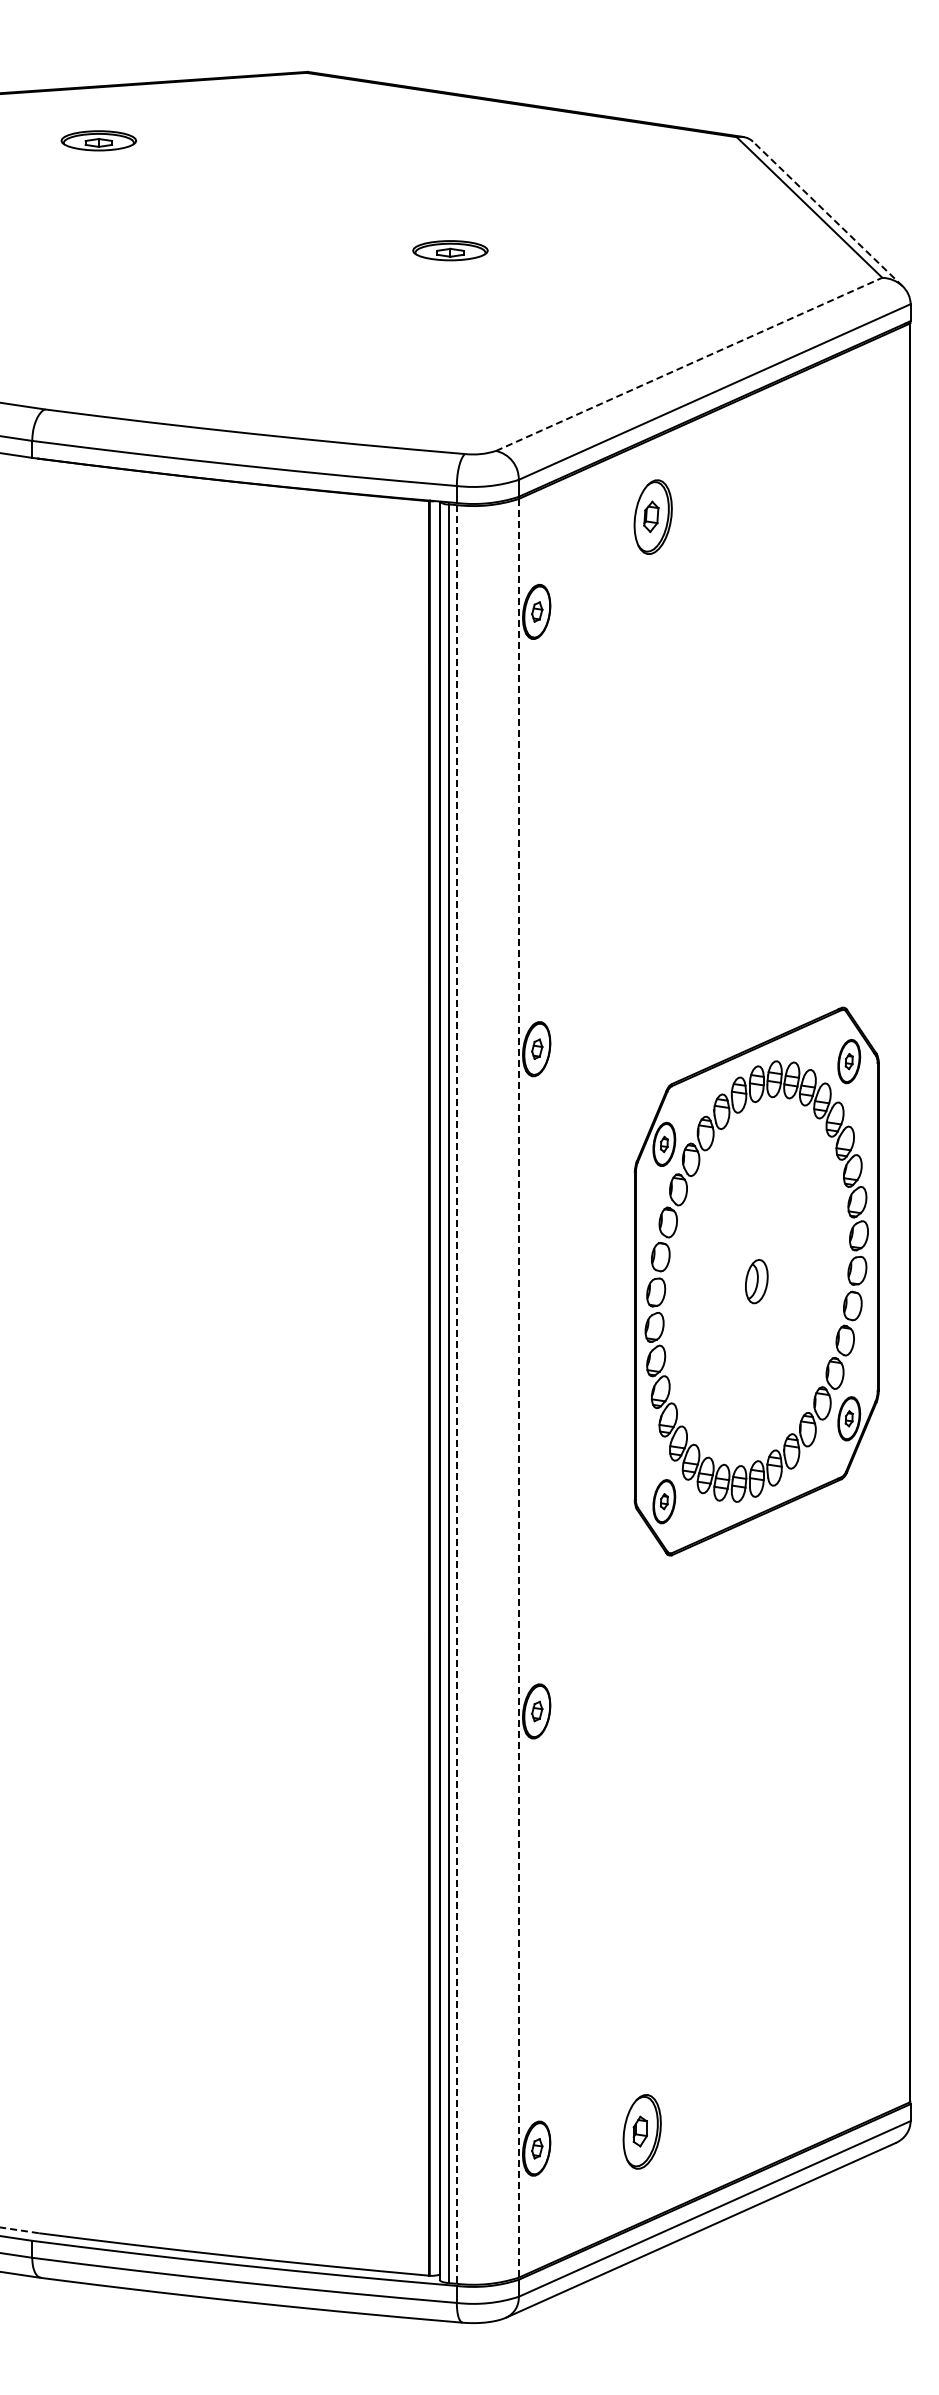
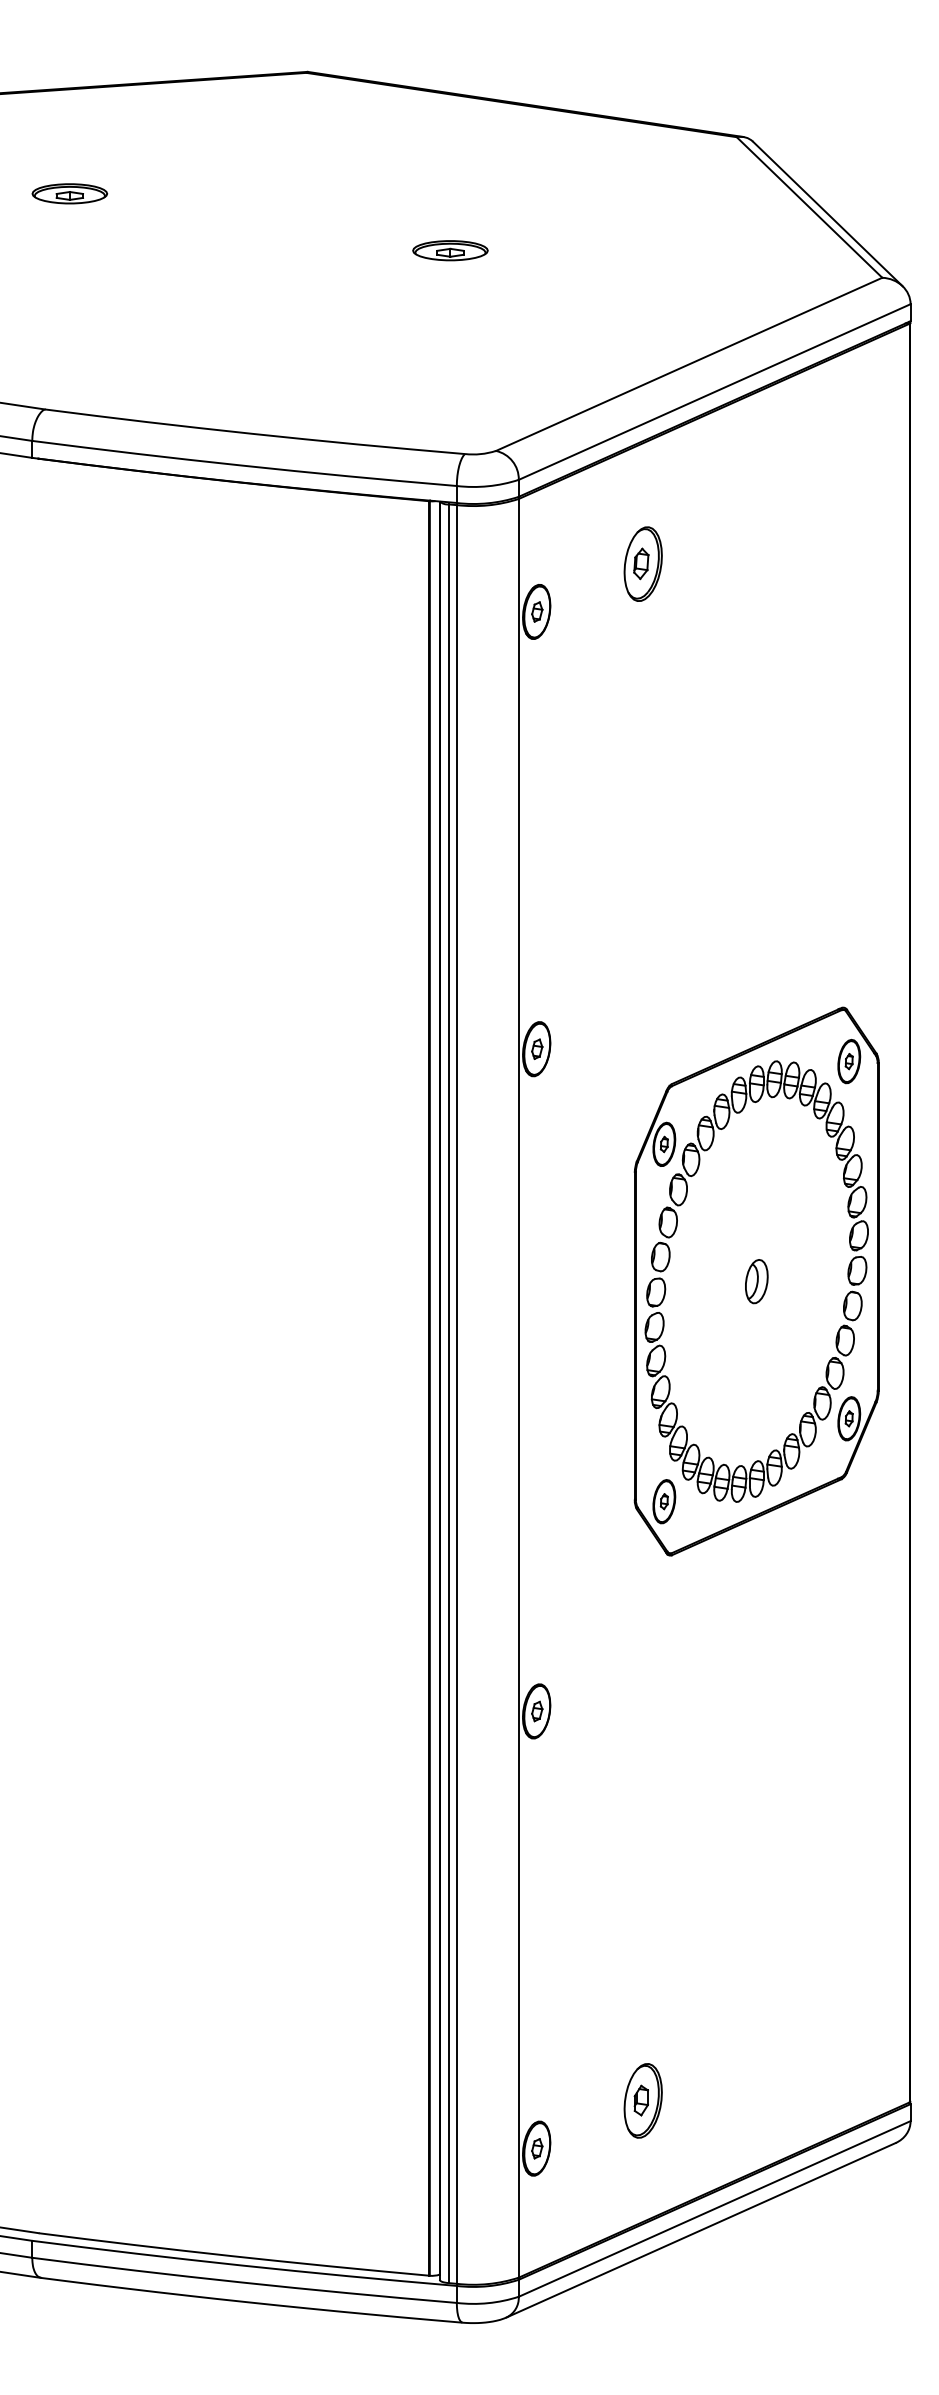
part position: (98, 140) -> (69, 193) (69, 193)
line: dashed -> solid (827, 213)
line: dashed -> solid (689, 364)
part position: (652, 516) -> (642, 563) (642, 563)
line: dashed -> solid (518, 1388)
line: dashed -> solid (456, 1394)
part position: (641, 2131) -> (642, 2100) (642, 2100)
line: dashed -> solid (19, 2230)
